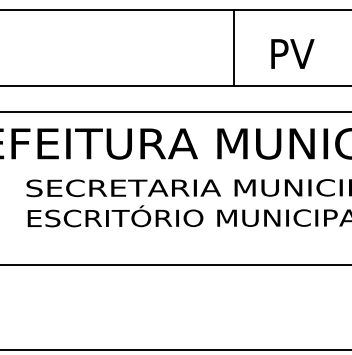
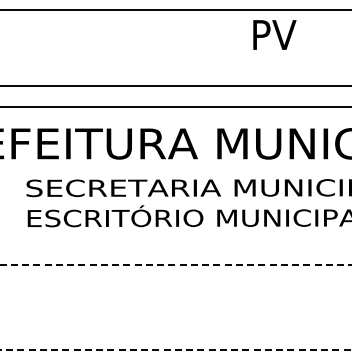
line: present -> none (233, 47)
text position: (292, 53) -> (274, 34) (274, 34)
line position: (175, 111) -> (175, 106) (175, 106)
line: solid -> dashed (176, 265)
line: solid -> dashed (175, 350)
